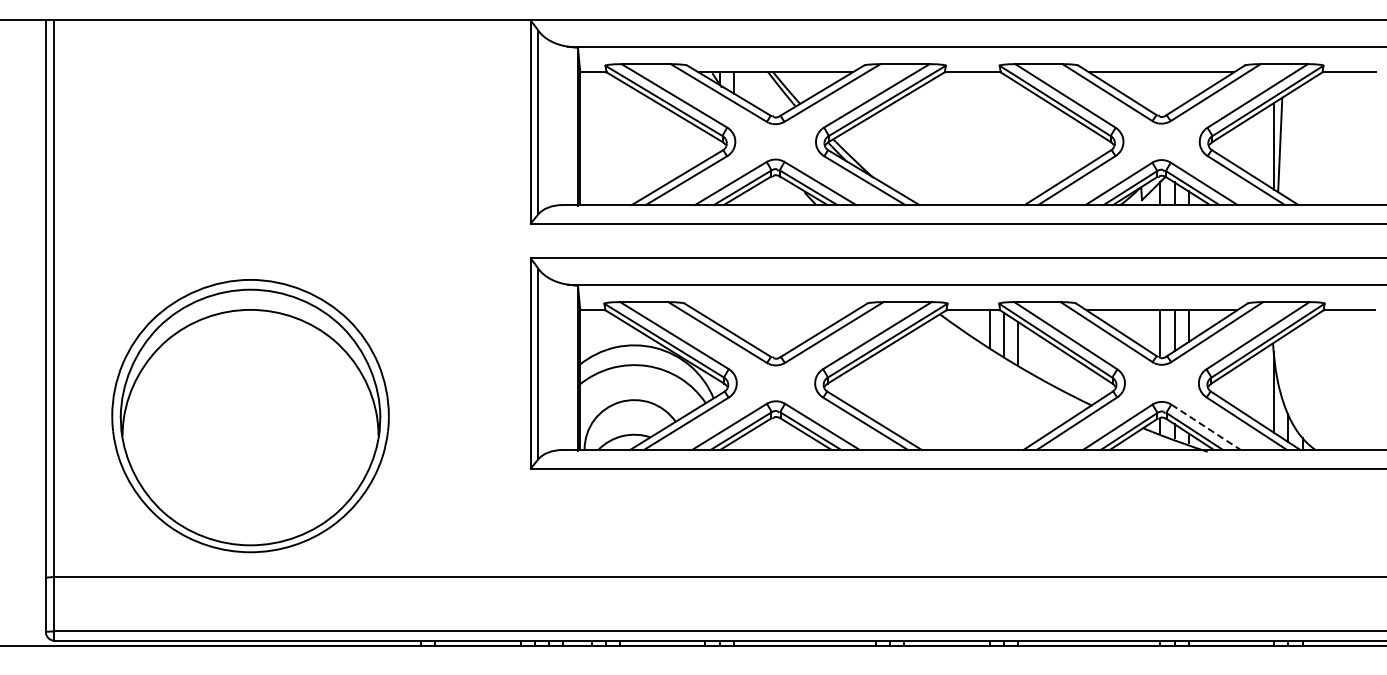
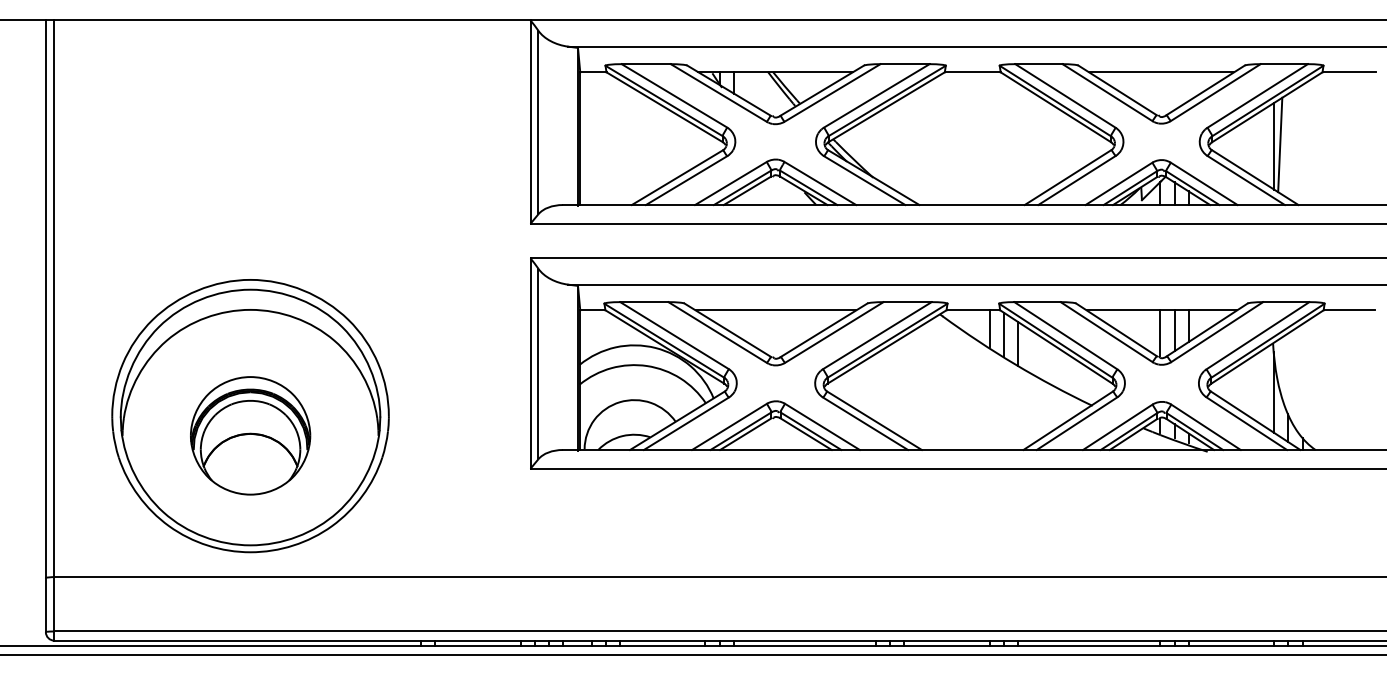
line: none -> present (775, 310)
line: dashed -> solid (1206, 427)
part: none -> present (250, 435)
line: none -> present (692, 654)
